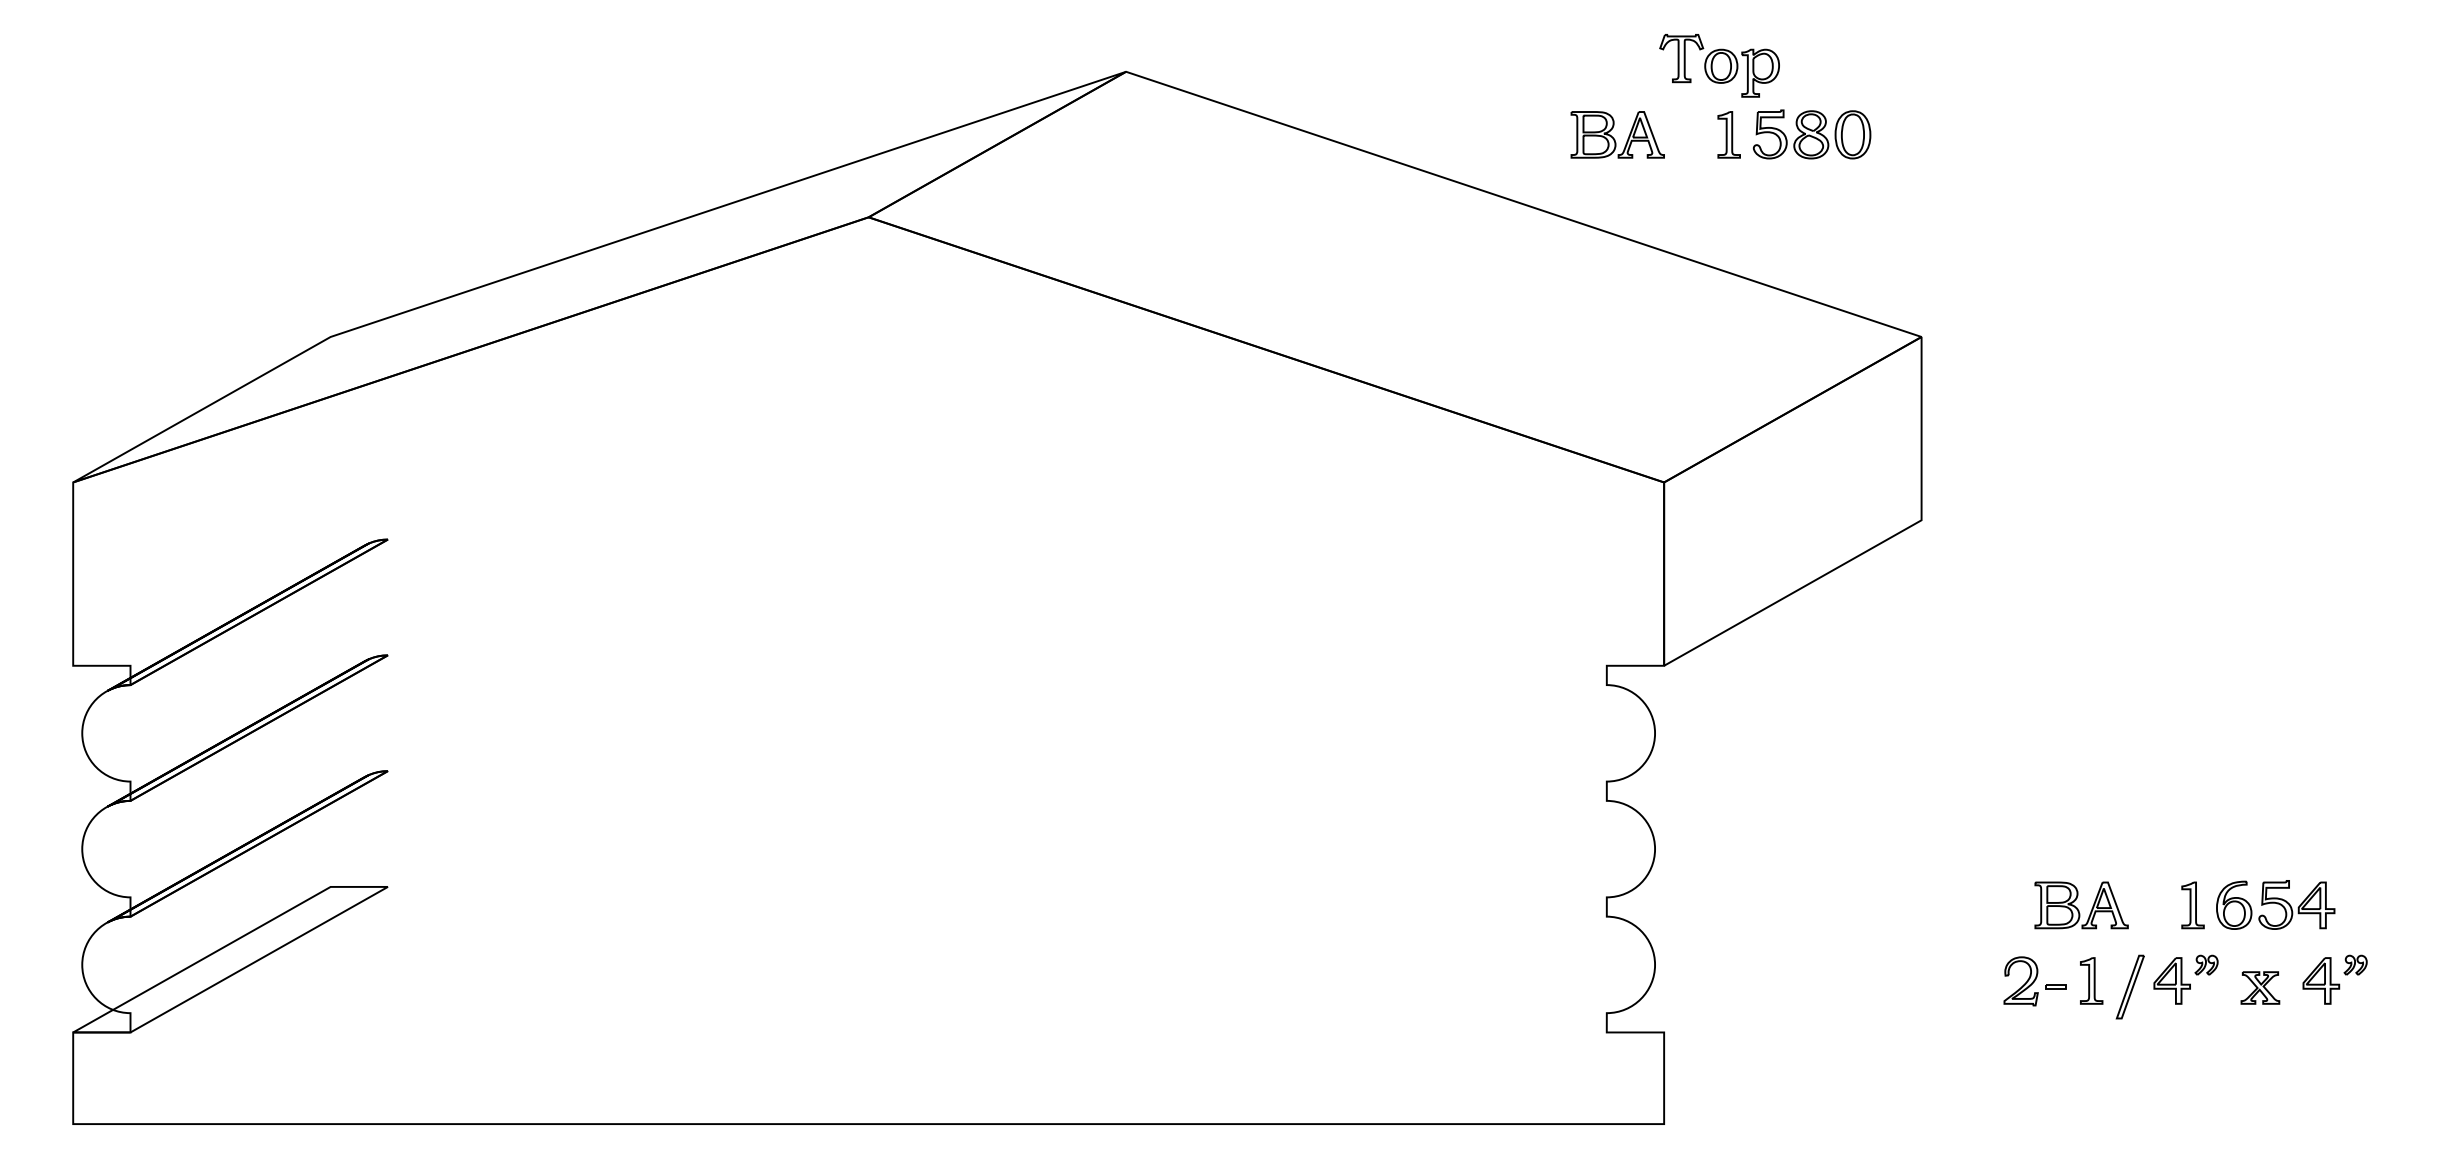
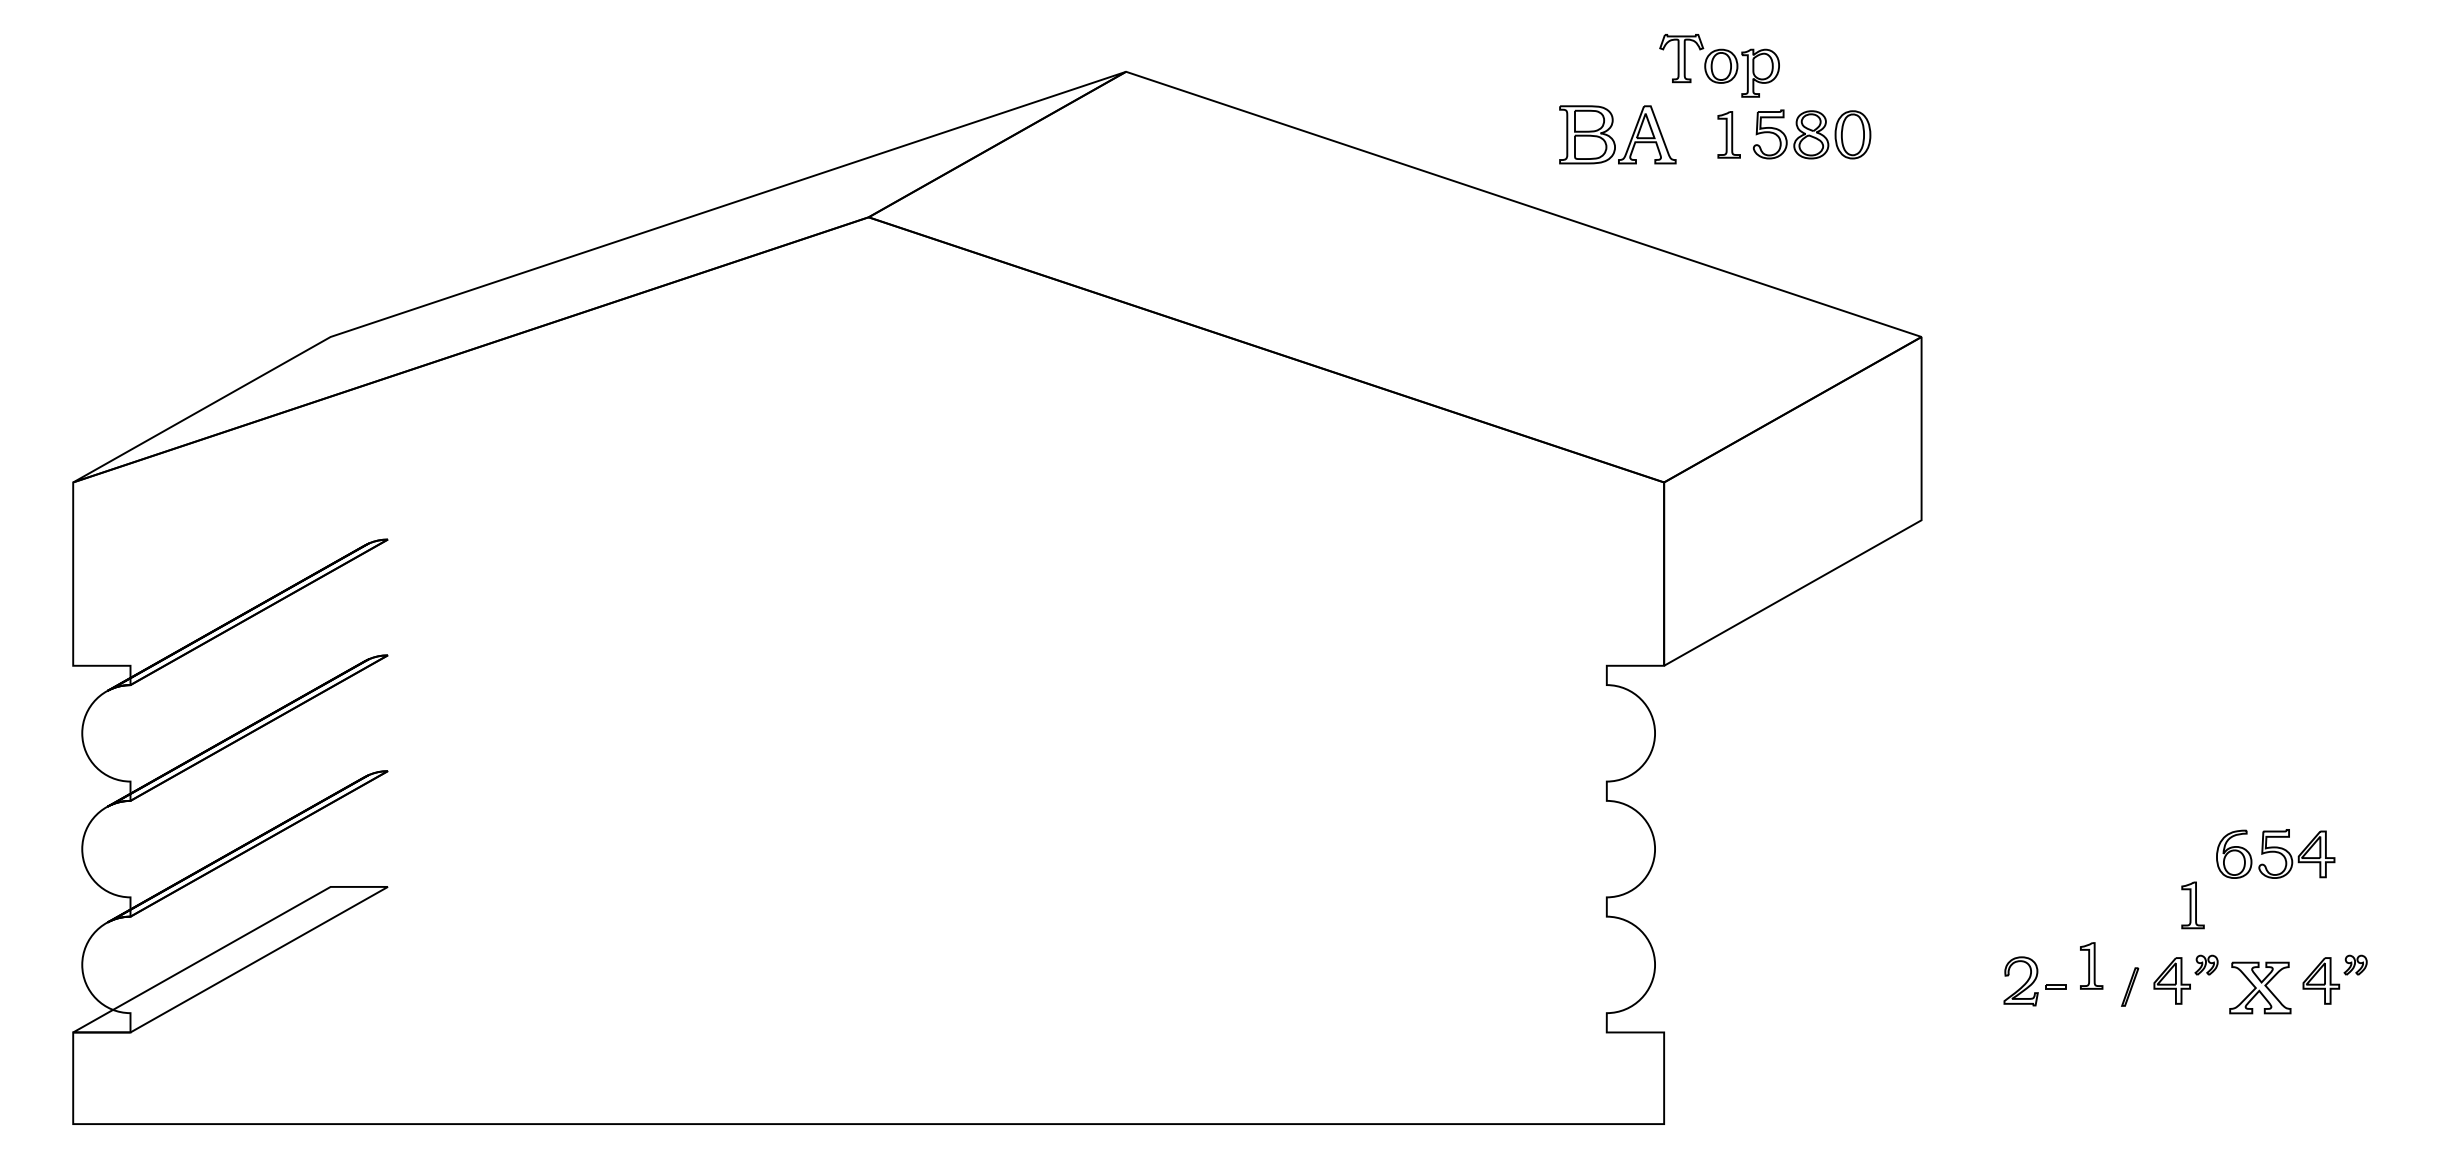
part size: 95x48 px -> 118x60 px (1617, 134)
part position: (2275, 904) -> (2275, 853) (2275, 853)
part: present -> none (2081, 905)
part position: (2091, 980) -> (2091, 965) (2091, 965)
part size: 30x66 px -> 19x40 px (2130, 986)
part size: 41x34 px -> 63x54 px (2260, 987)
